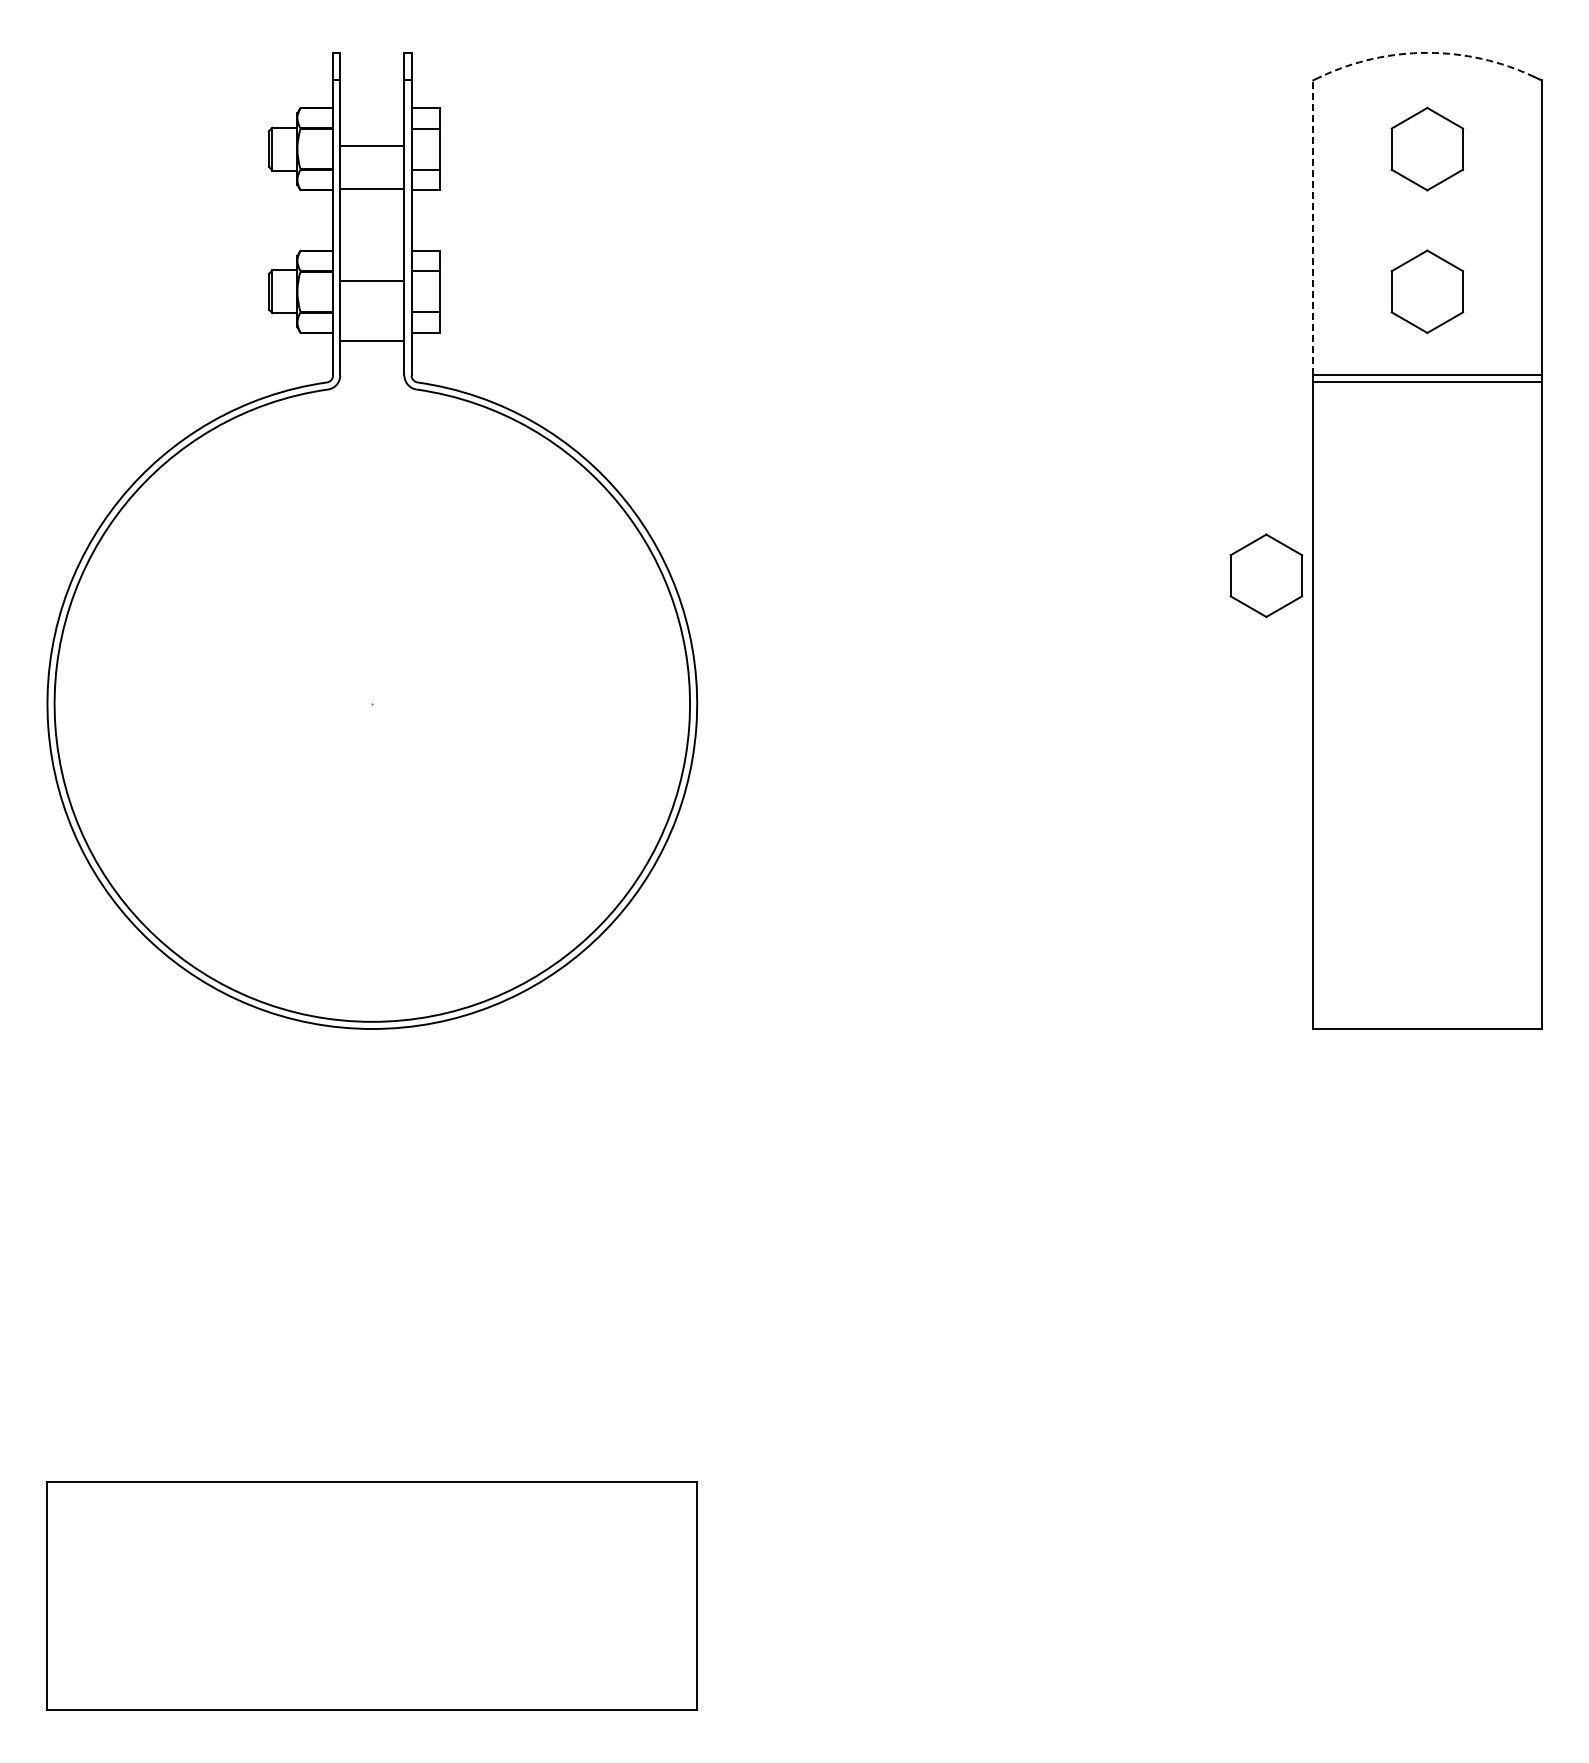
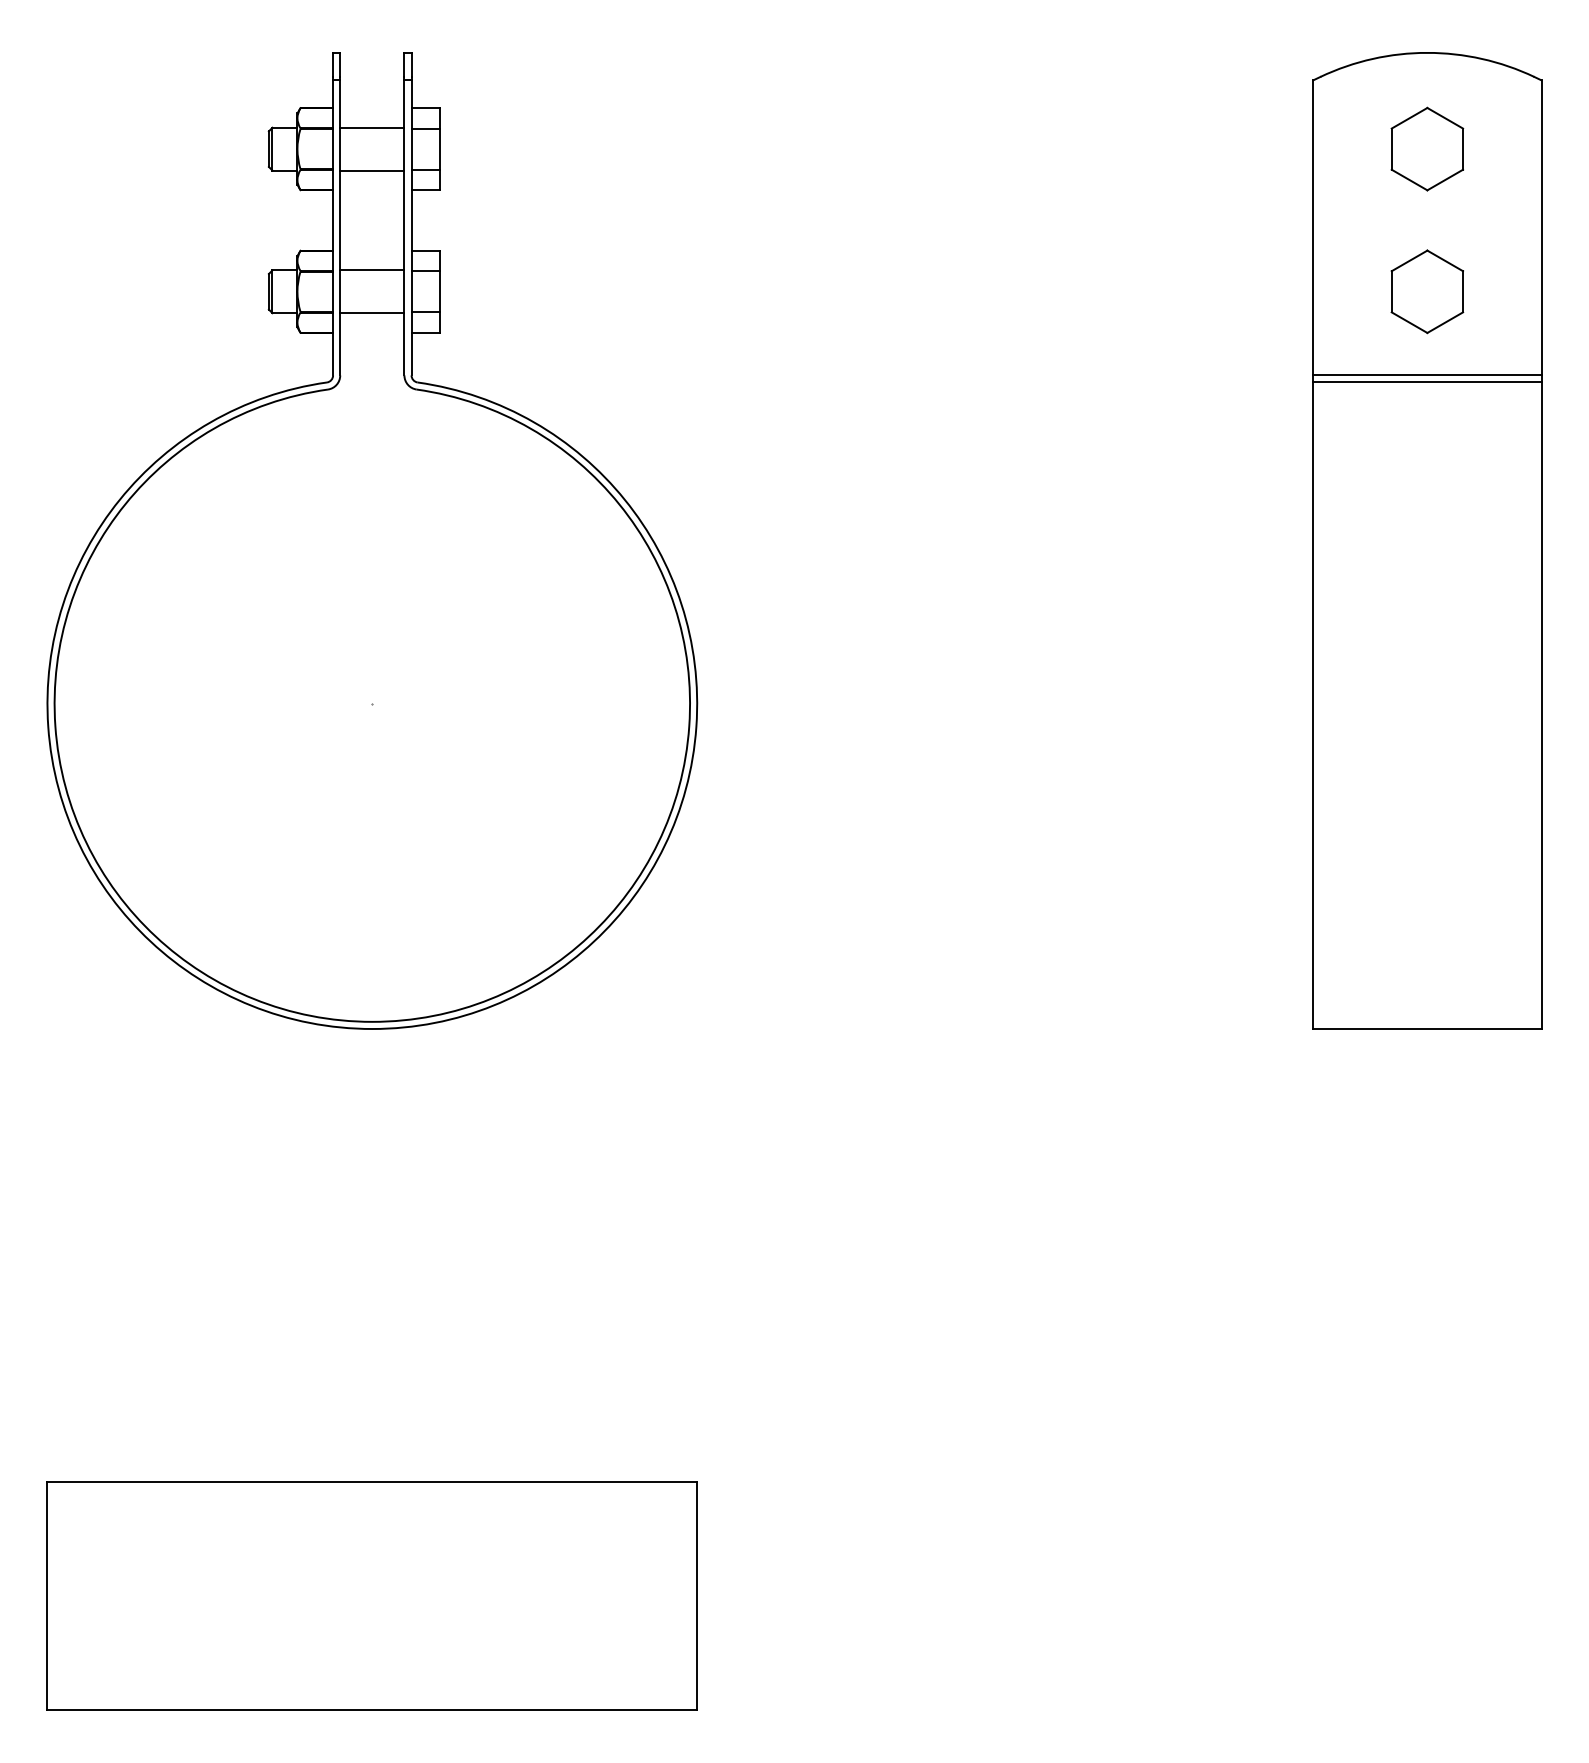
arc: dashed -> solid (1427, 52)
line position: (372, 145) -> (372, 127) (372, 127)
line position: (372, 188) -> (372, 170) (372, 170)
line: dashed -> solid (1313, 227)
line position: (372, 281) -> (372, 270) (372, 270)
line position: (372, 341) -> (372, 313) (372, 313)
part: present -> none (1266, 575)
